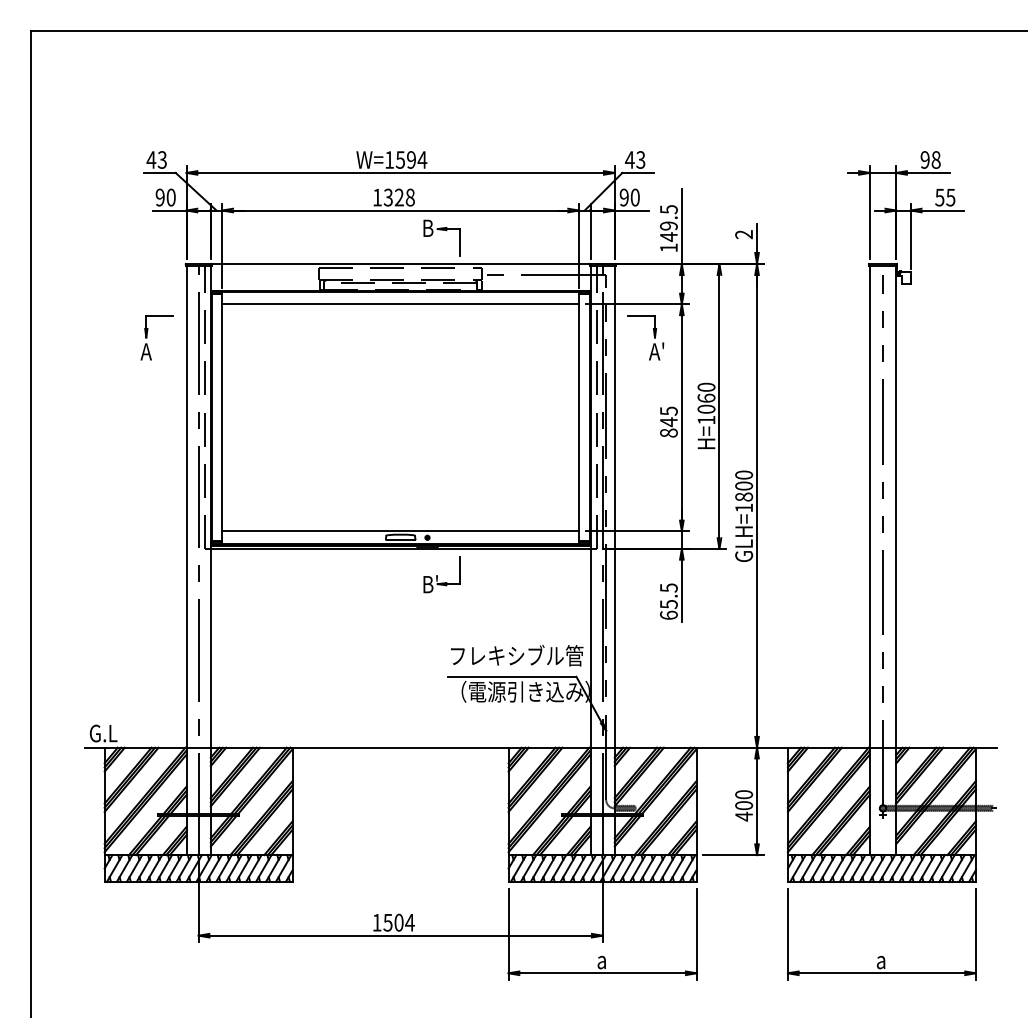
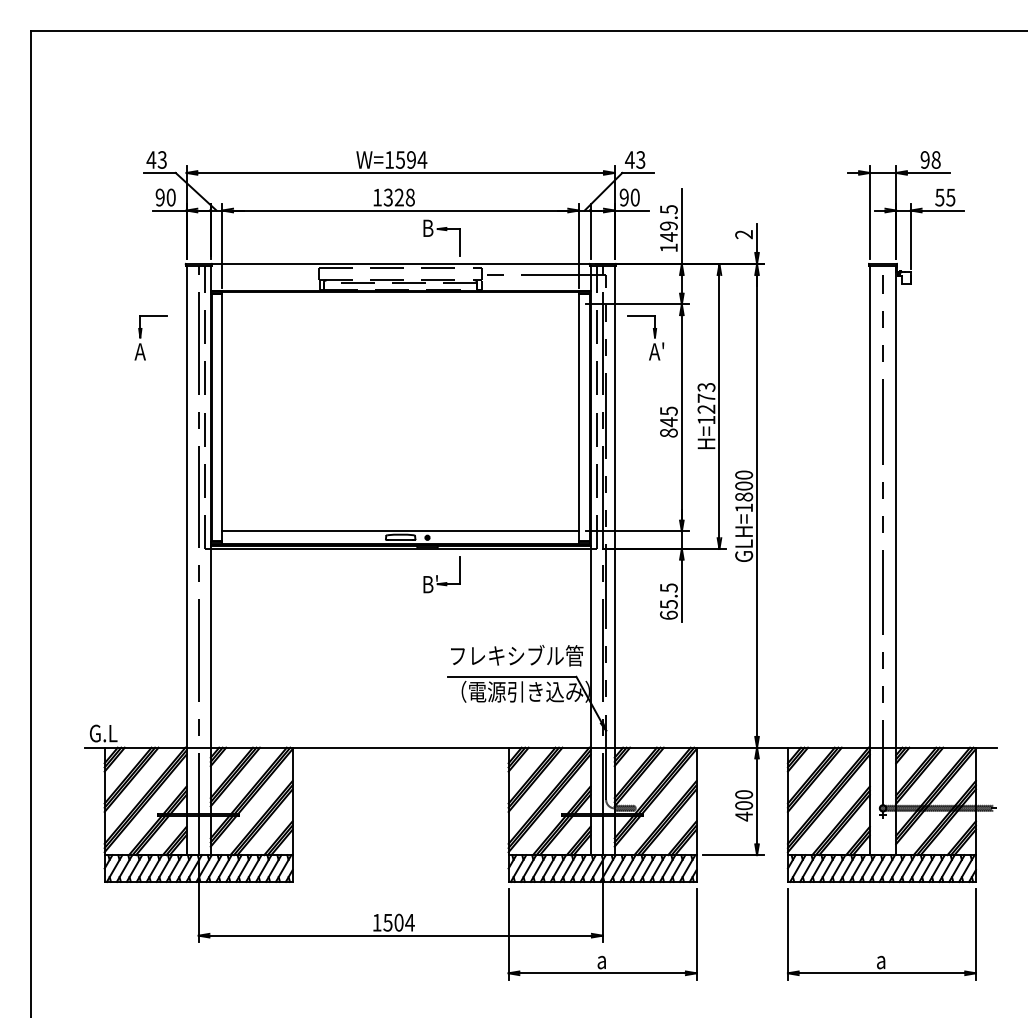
line: present -> none (400, 304)
part position: (147, 337) -> (141, 337) (141, 337)
text: H=1060 -> H=1273 (706, 397)
